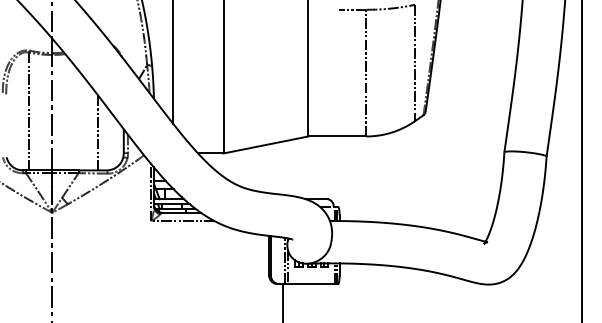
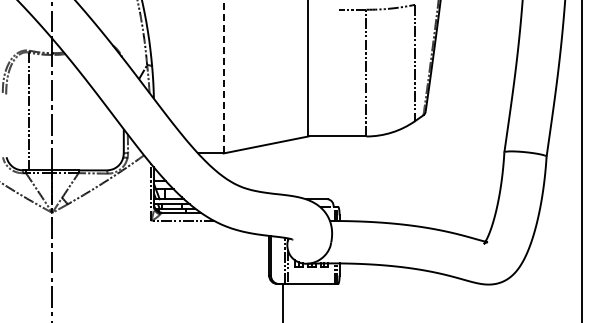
line: present -> none (173, 63)
line: solid -> dashed (223, 76)
line: present -> none (98, 132)
